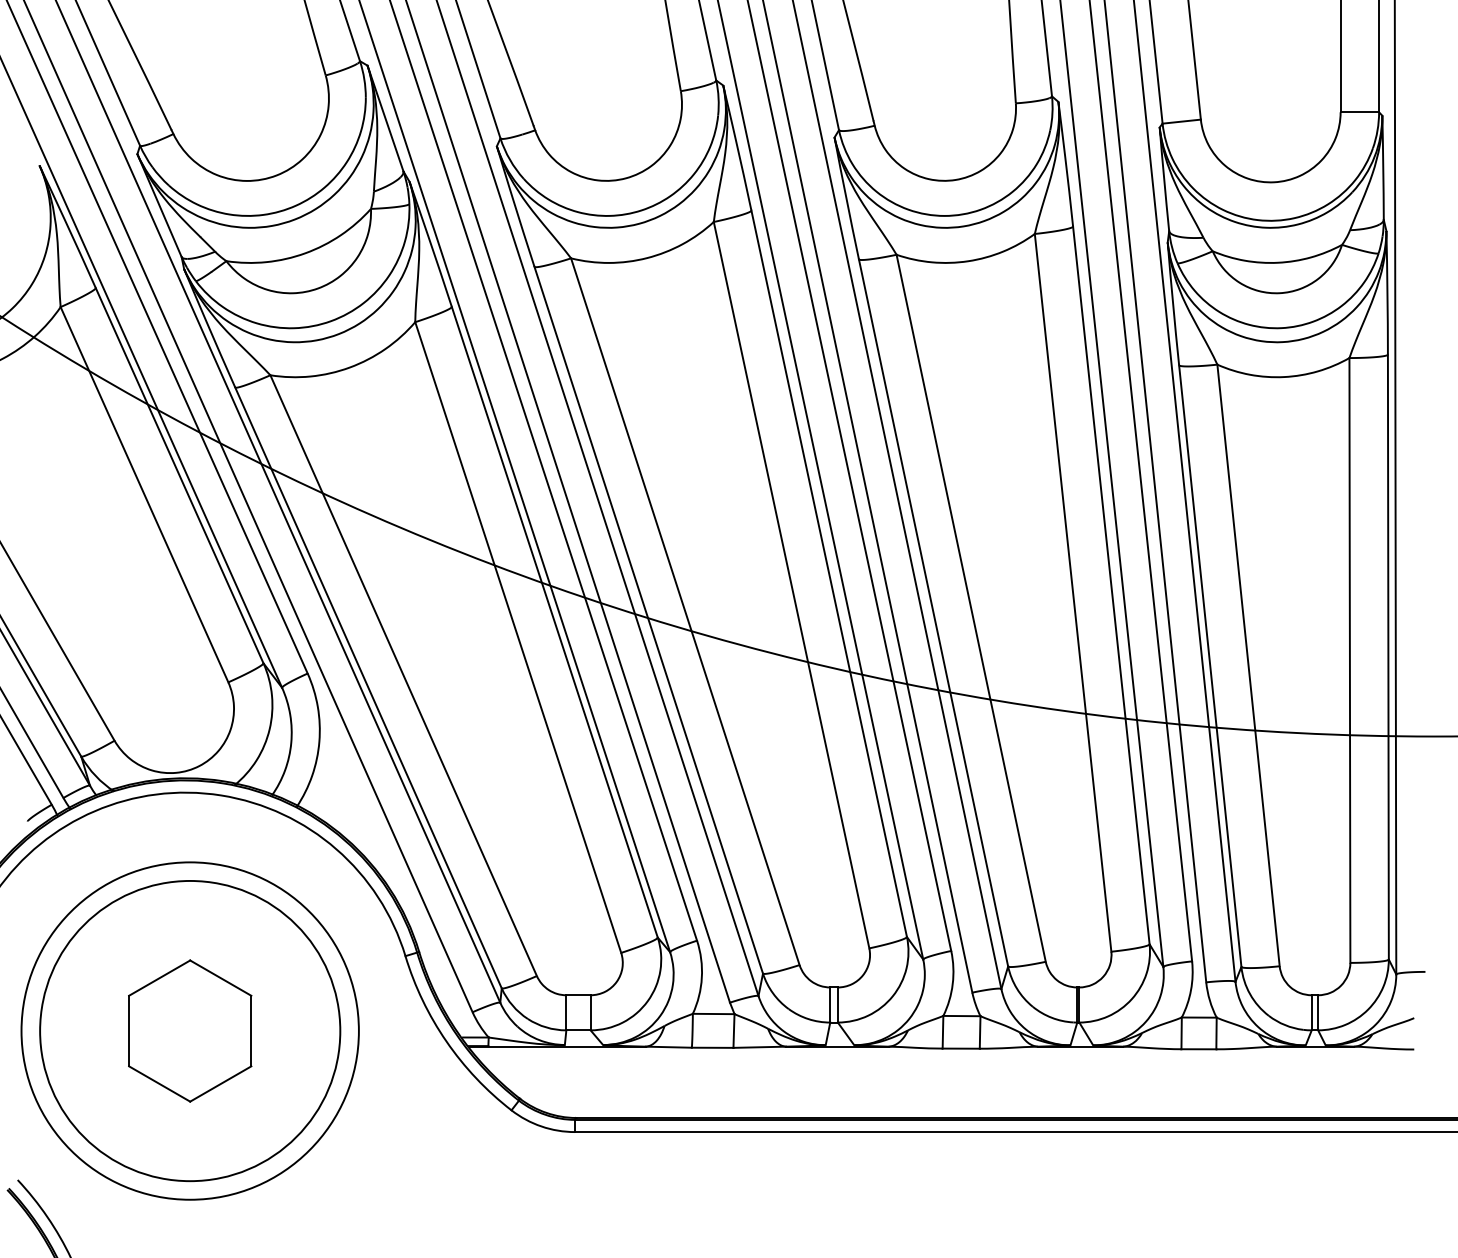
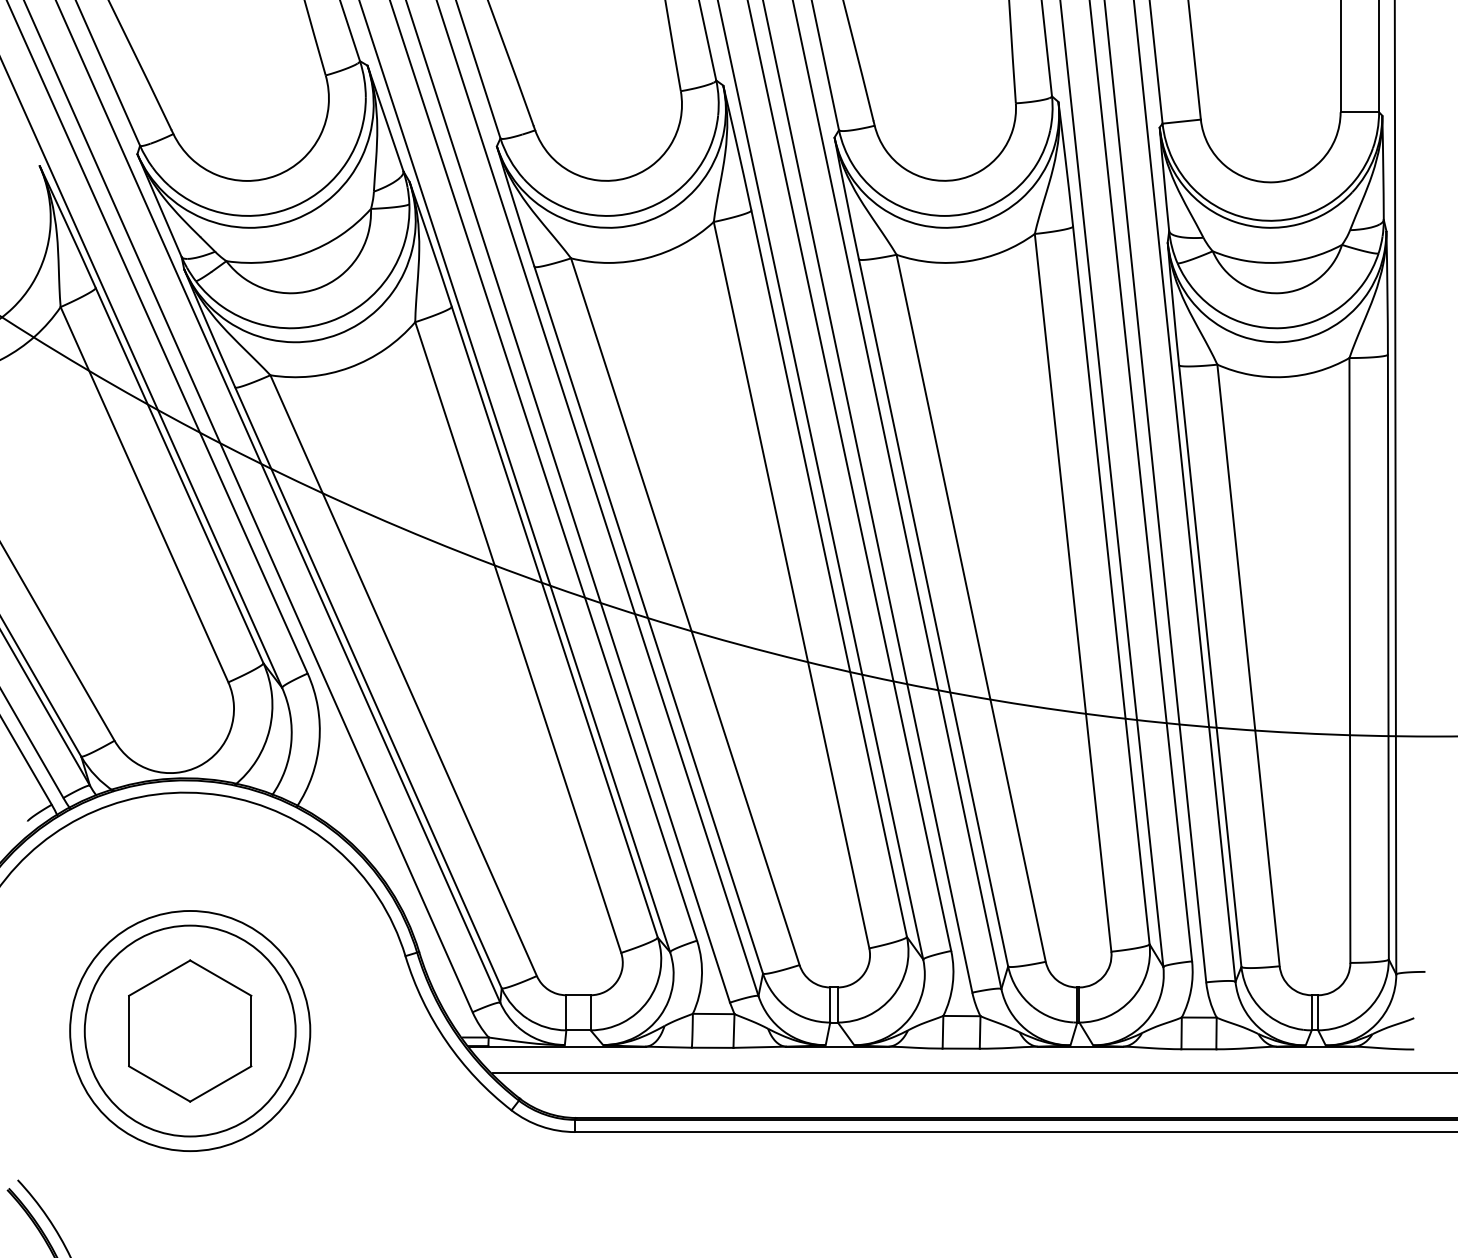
circle diameter: 337 px -> 211 px (189, 1030)
circle diameter: 300 px -> 240 px (190, 1030)
line: none -> present (973, 1073)
